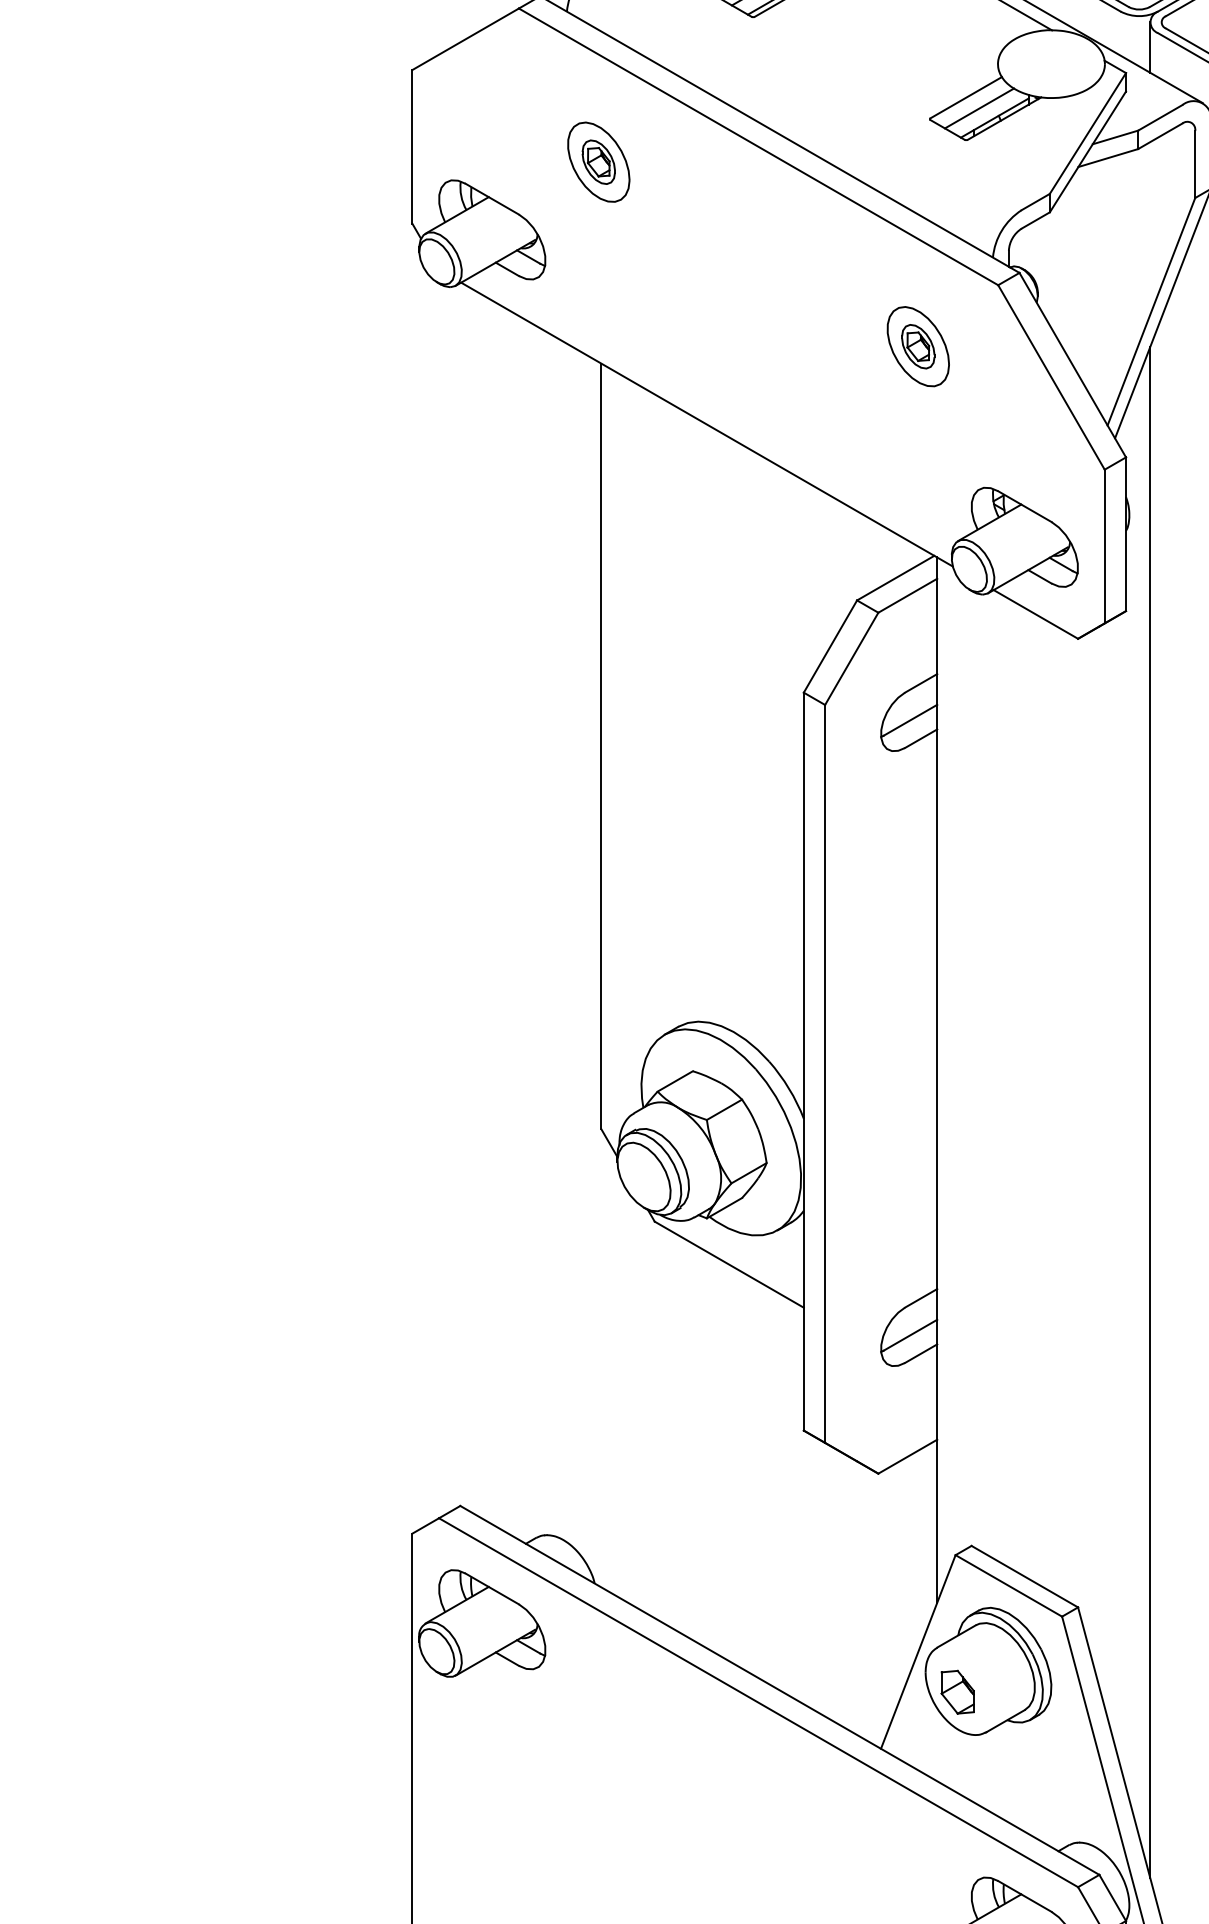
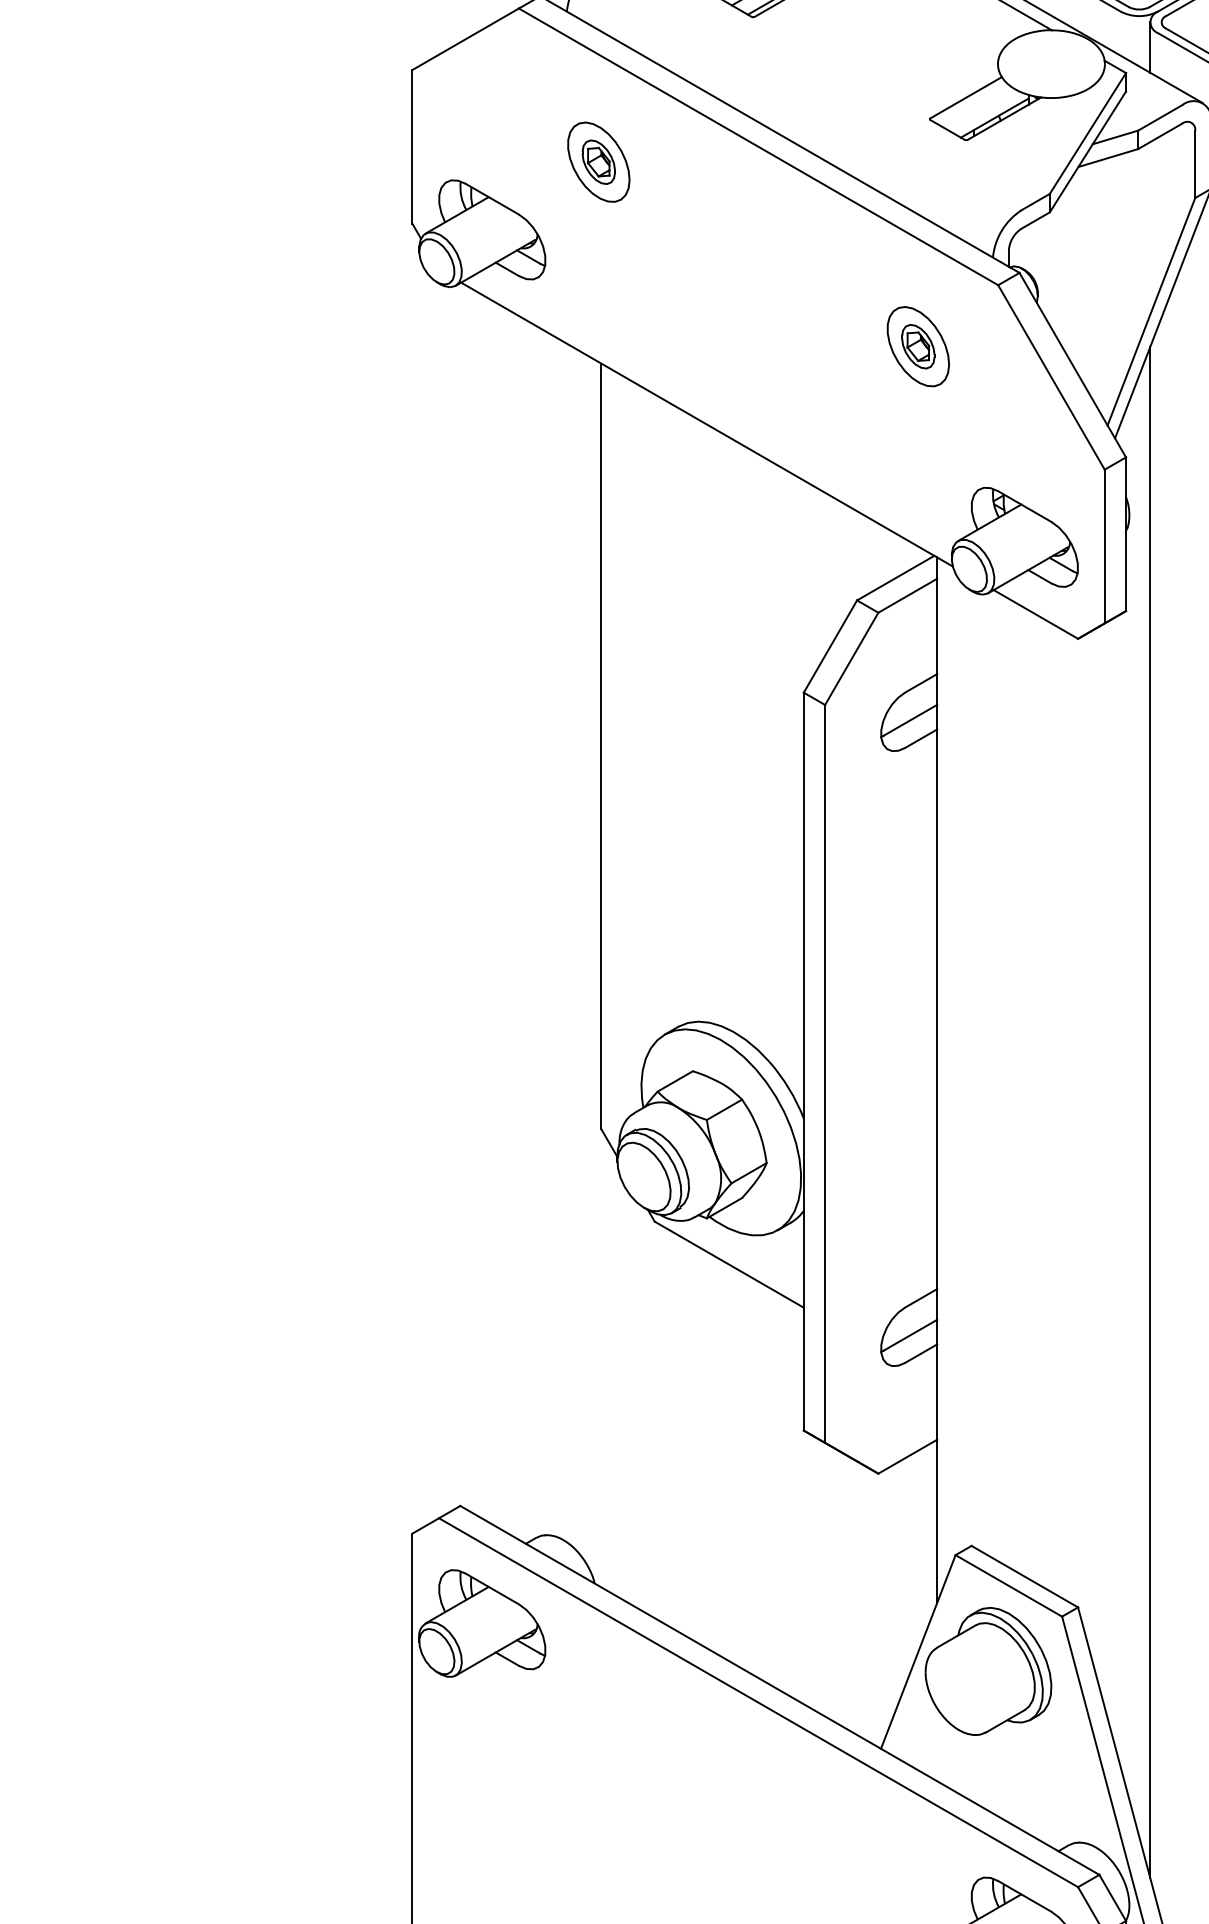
line: present -> none (979, 108)
part: present -> none (957, 1691)
